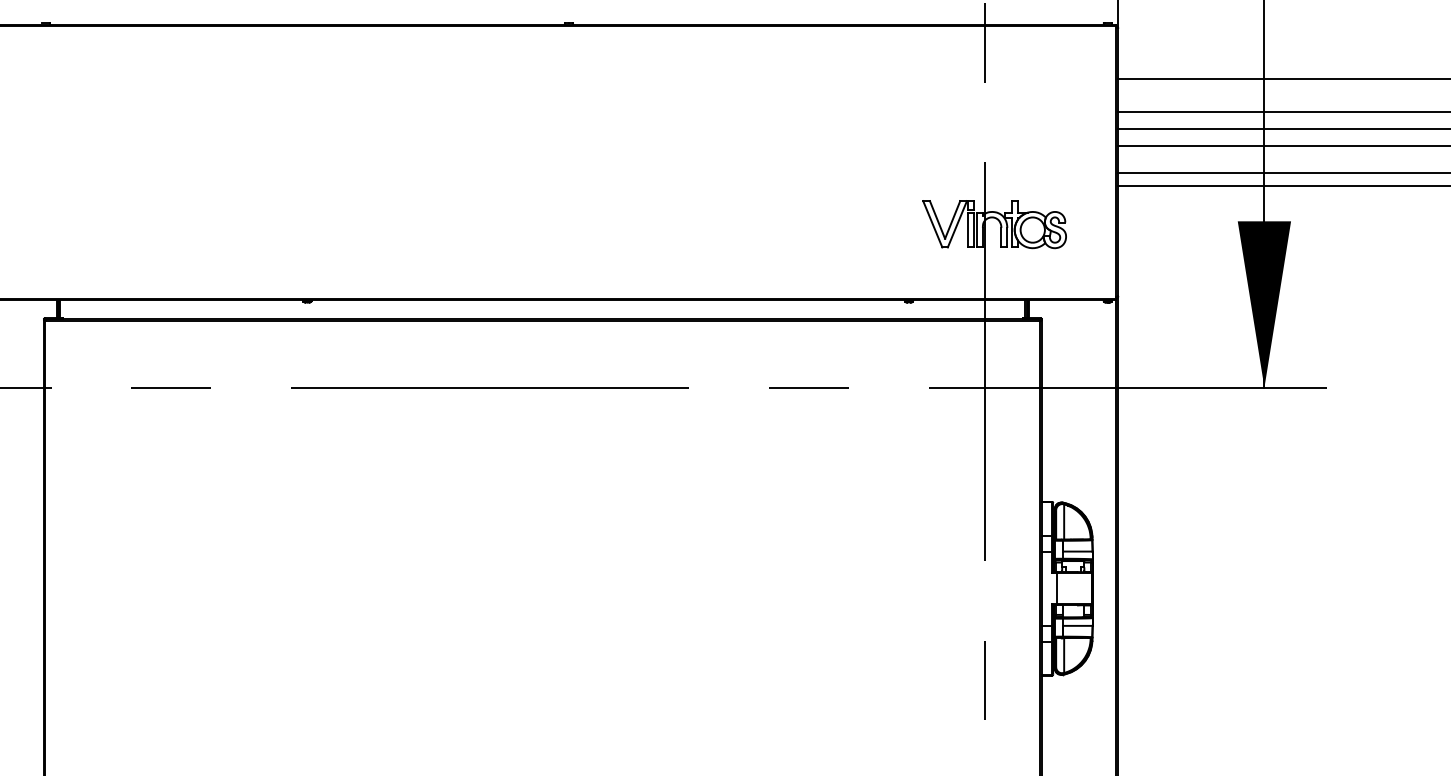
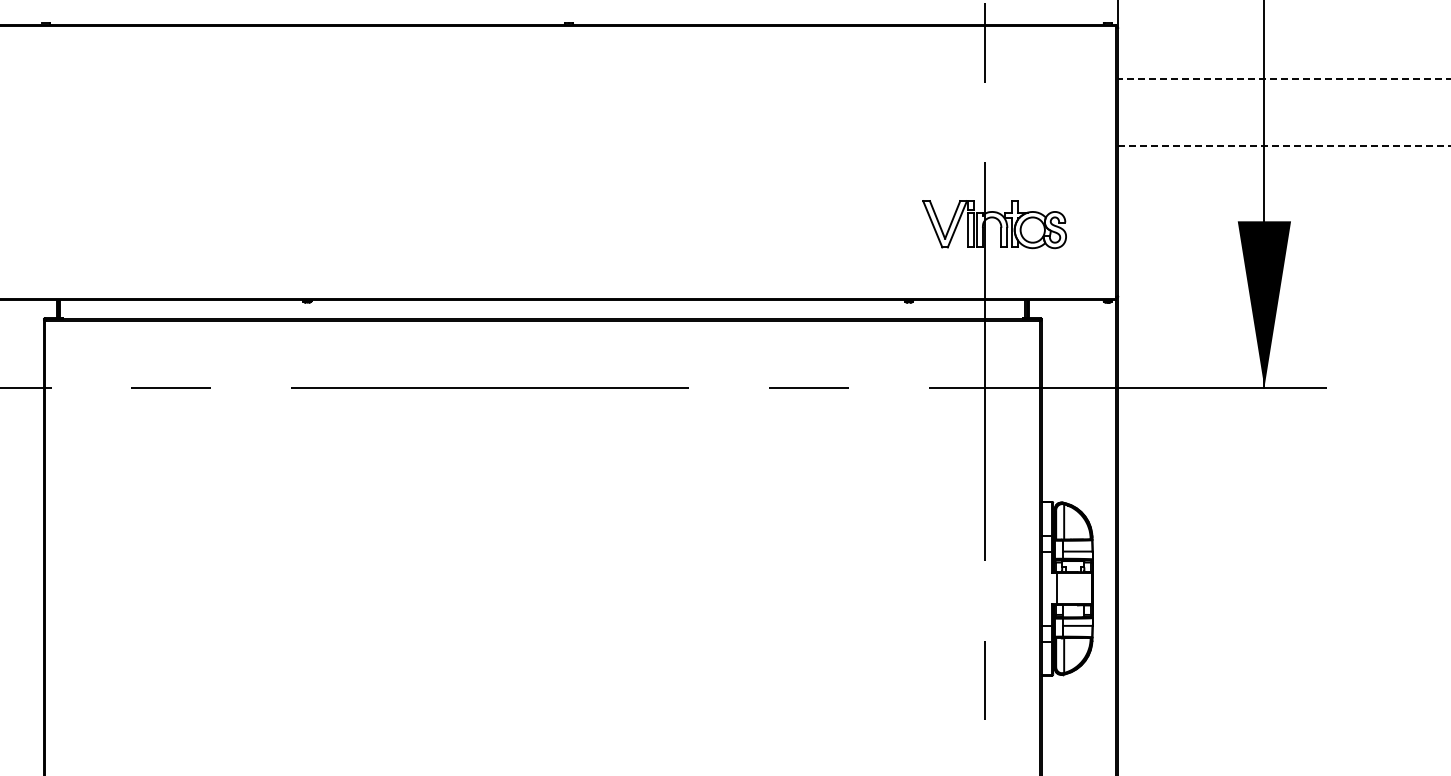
line: solid -> dashed (1284, 78)
line: present -> none (1282, 112)
line: present -> none (1282, 129)
line: solid -> dashed (1284, 145)
line: present -> none (1282, 173)
line: present -> none (1282, 185)
